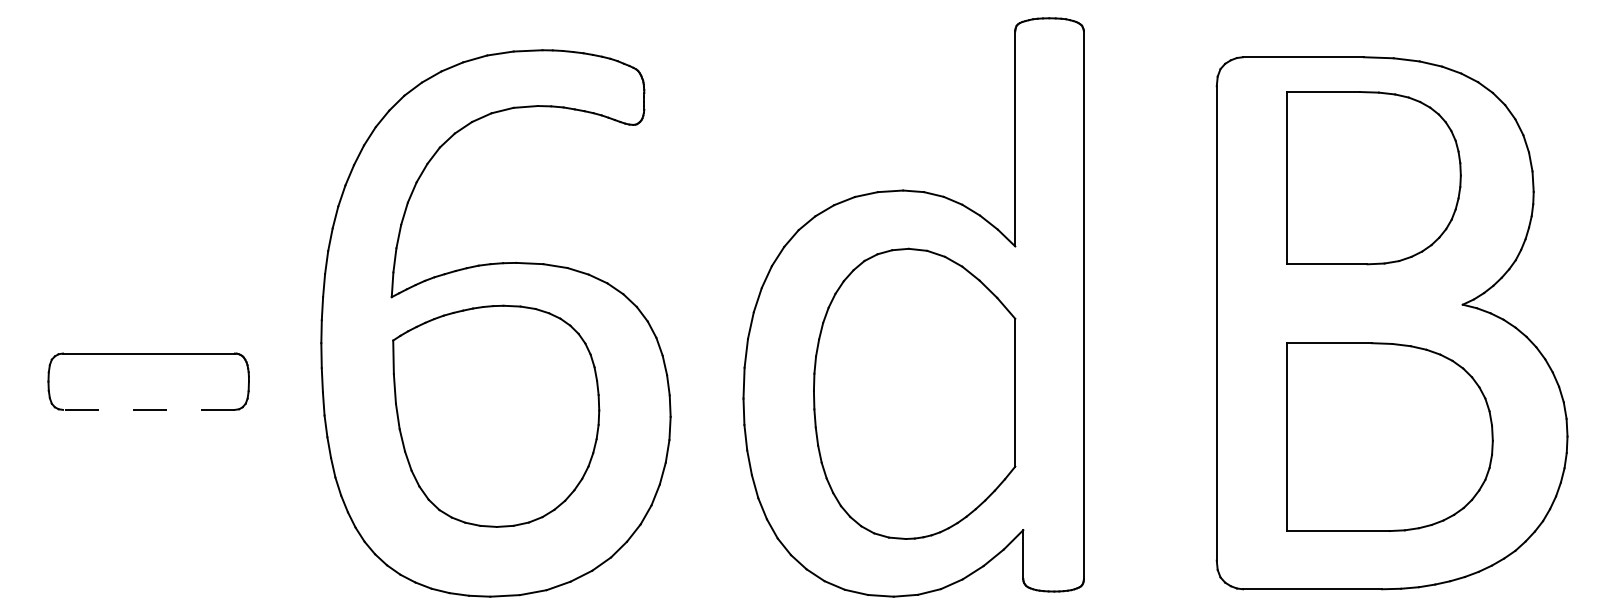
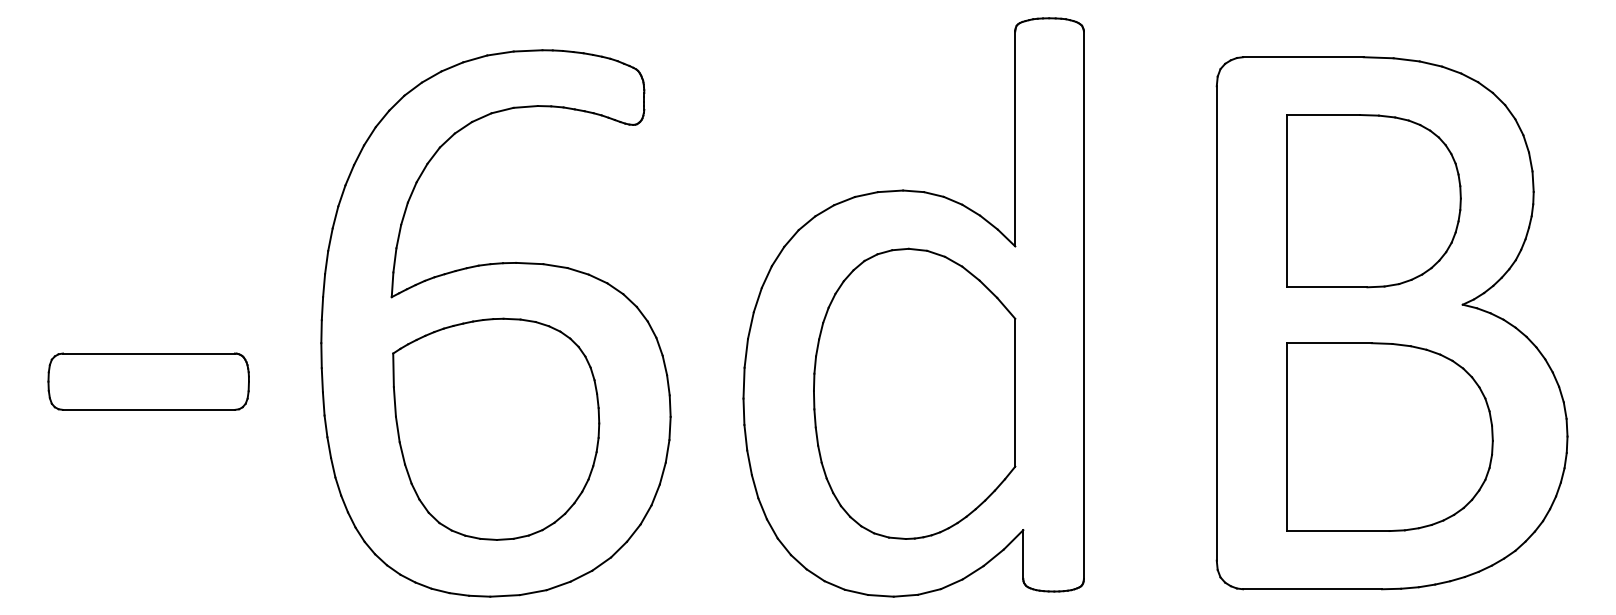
part position: (1373, 178) -> (1373, 201) (1373, 201)
line: dashed -> solid (148, 409)
part position: (496, 415) -> (496, 428) (496, 428)
